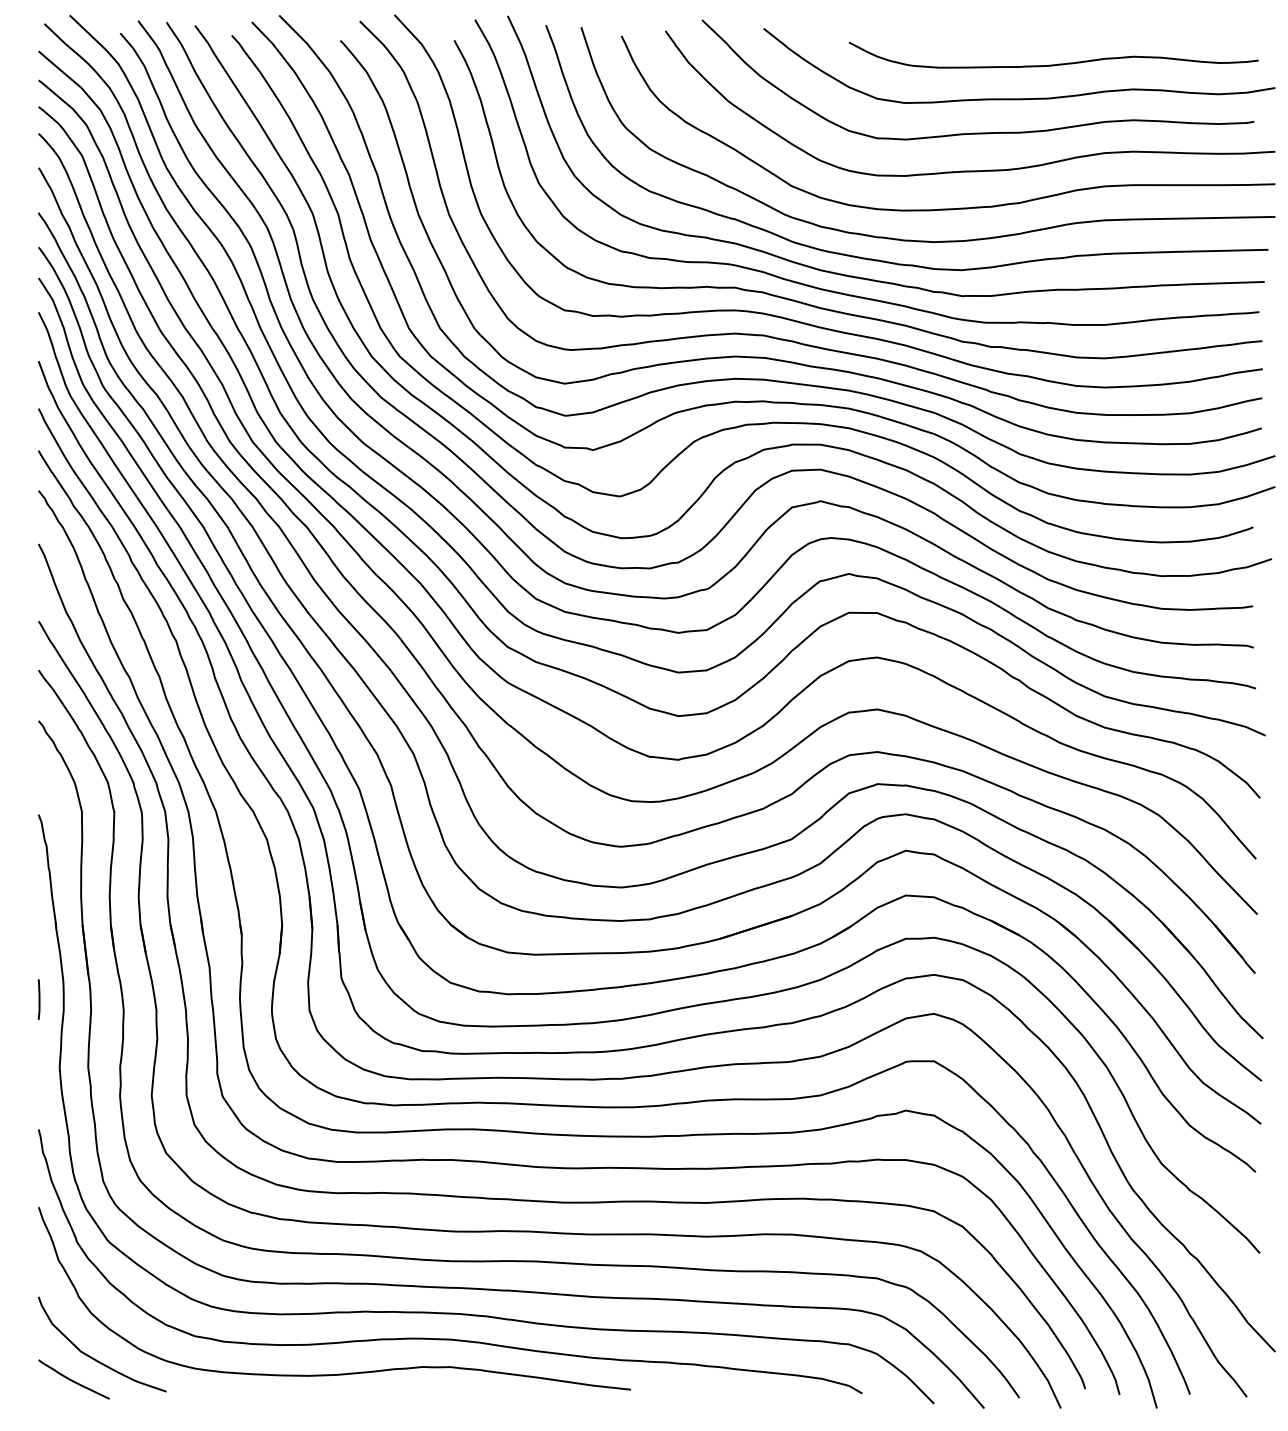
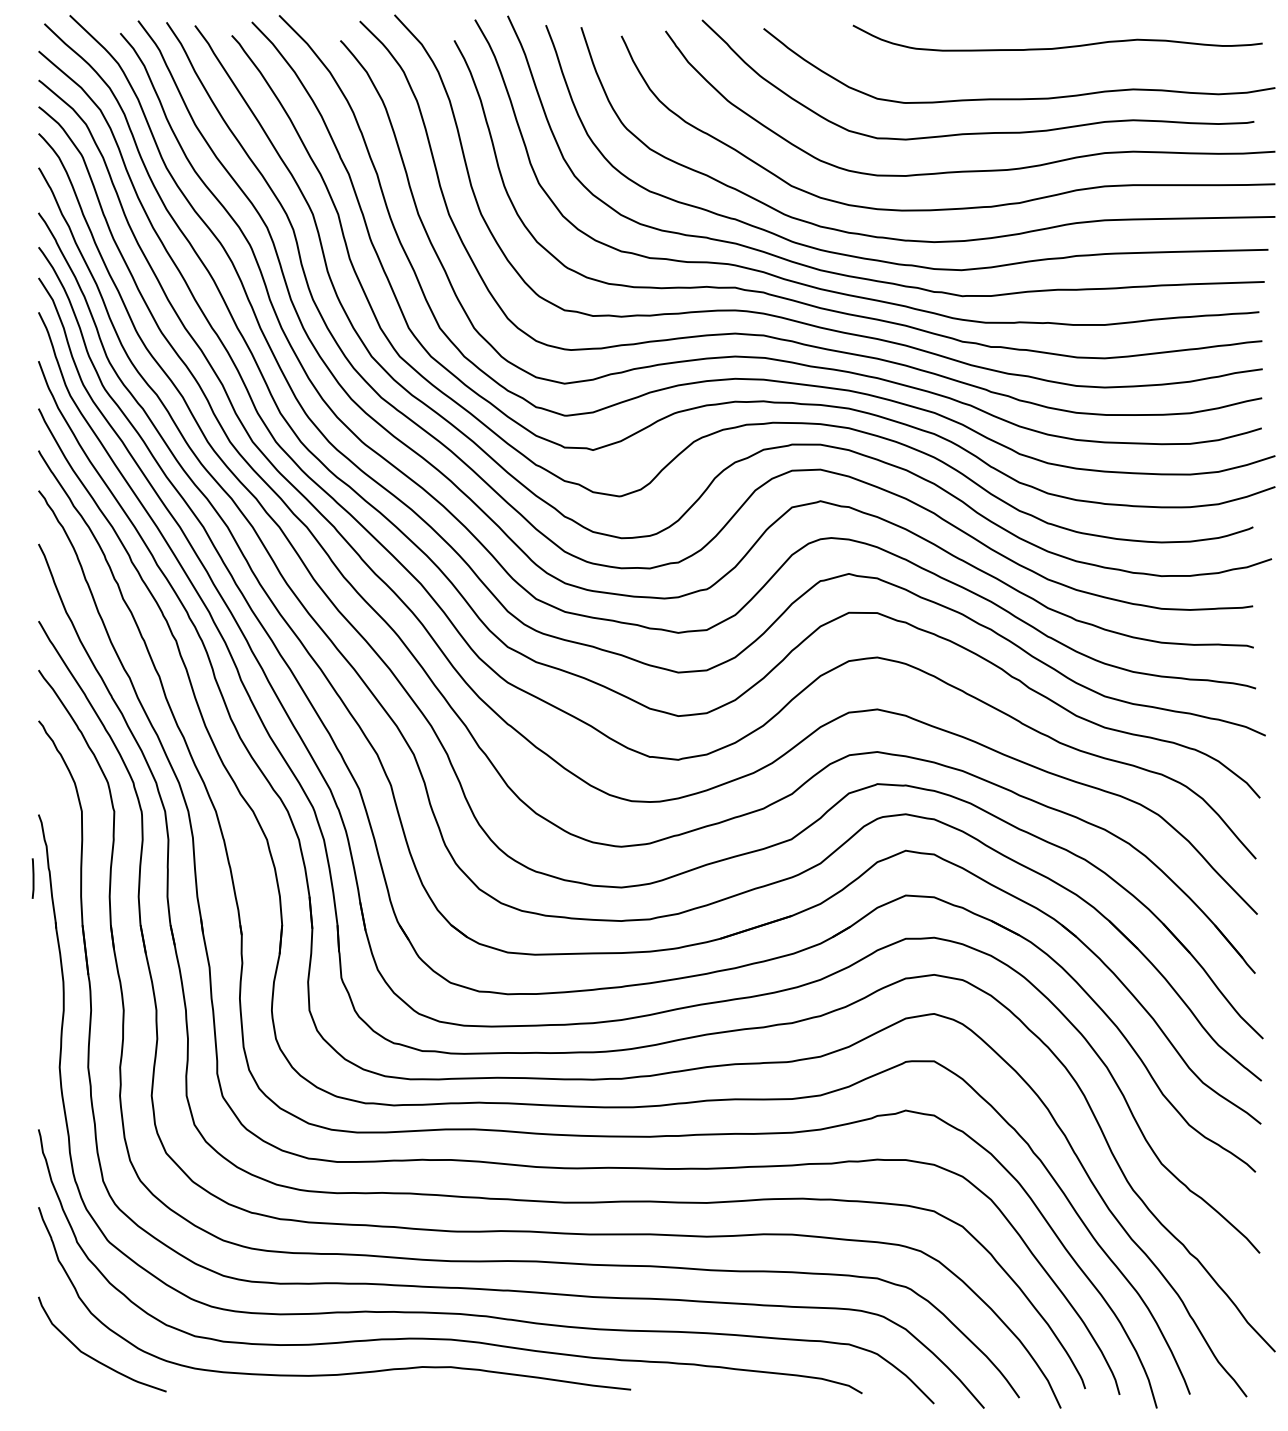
curve position: (1053, 64) -> (1057, 47) (1057, 47)
line position: (38, 999) -> (32, 878) (32, 878)
curve: present -> none (73, 1380)
